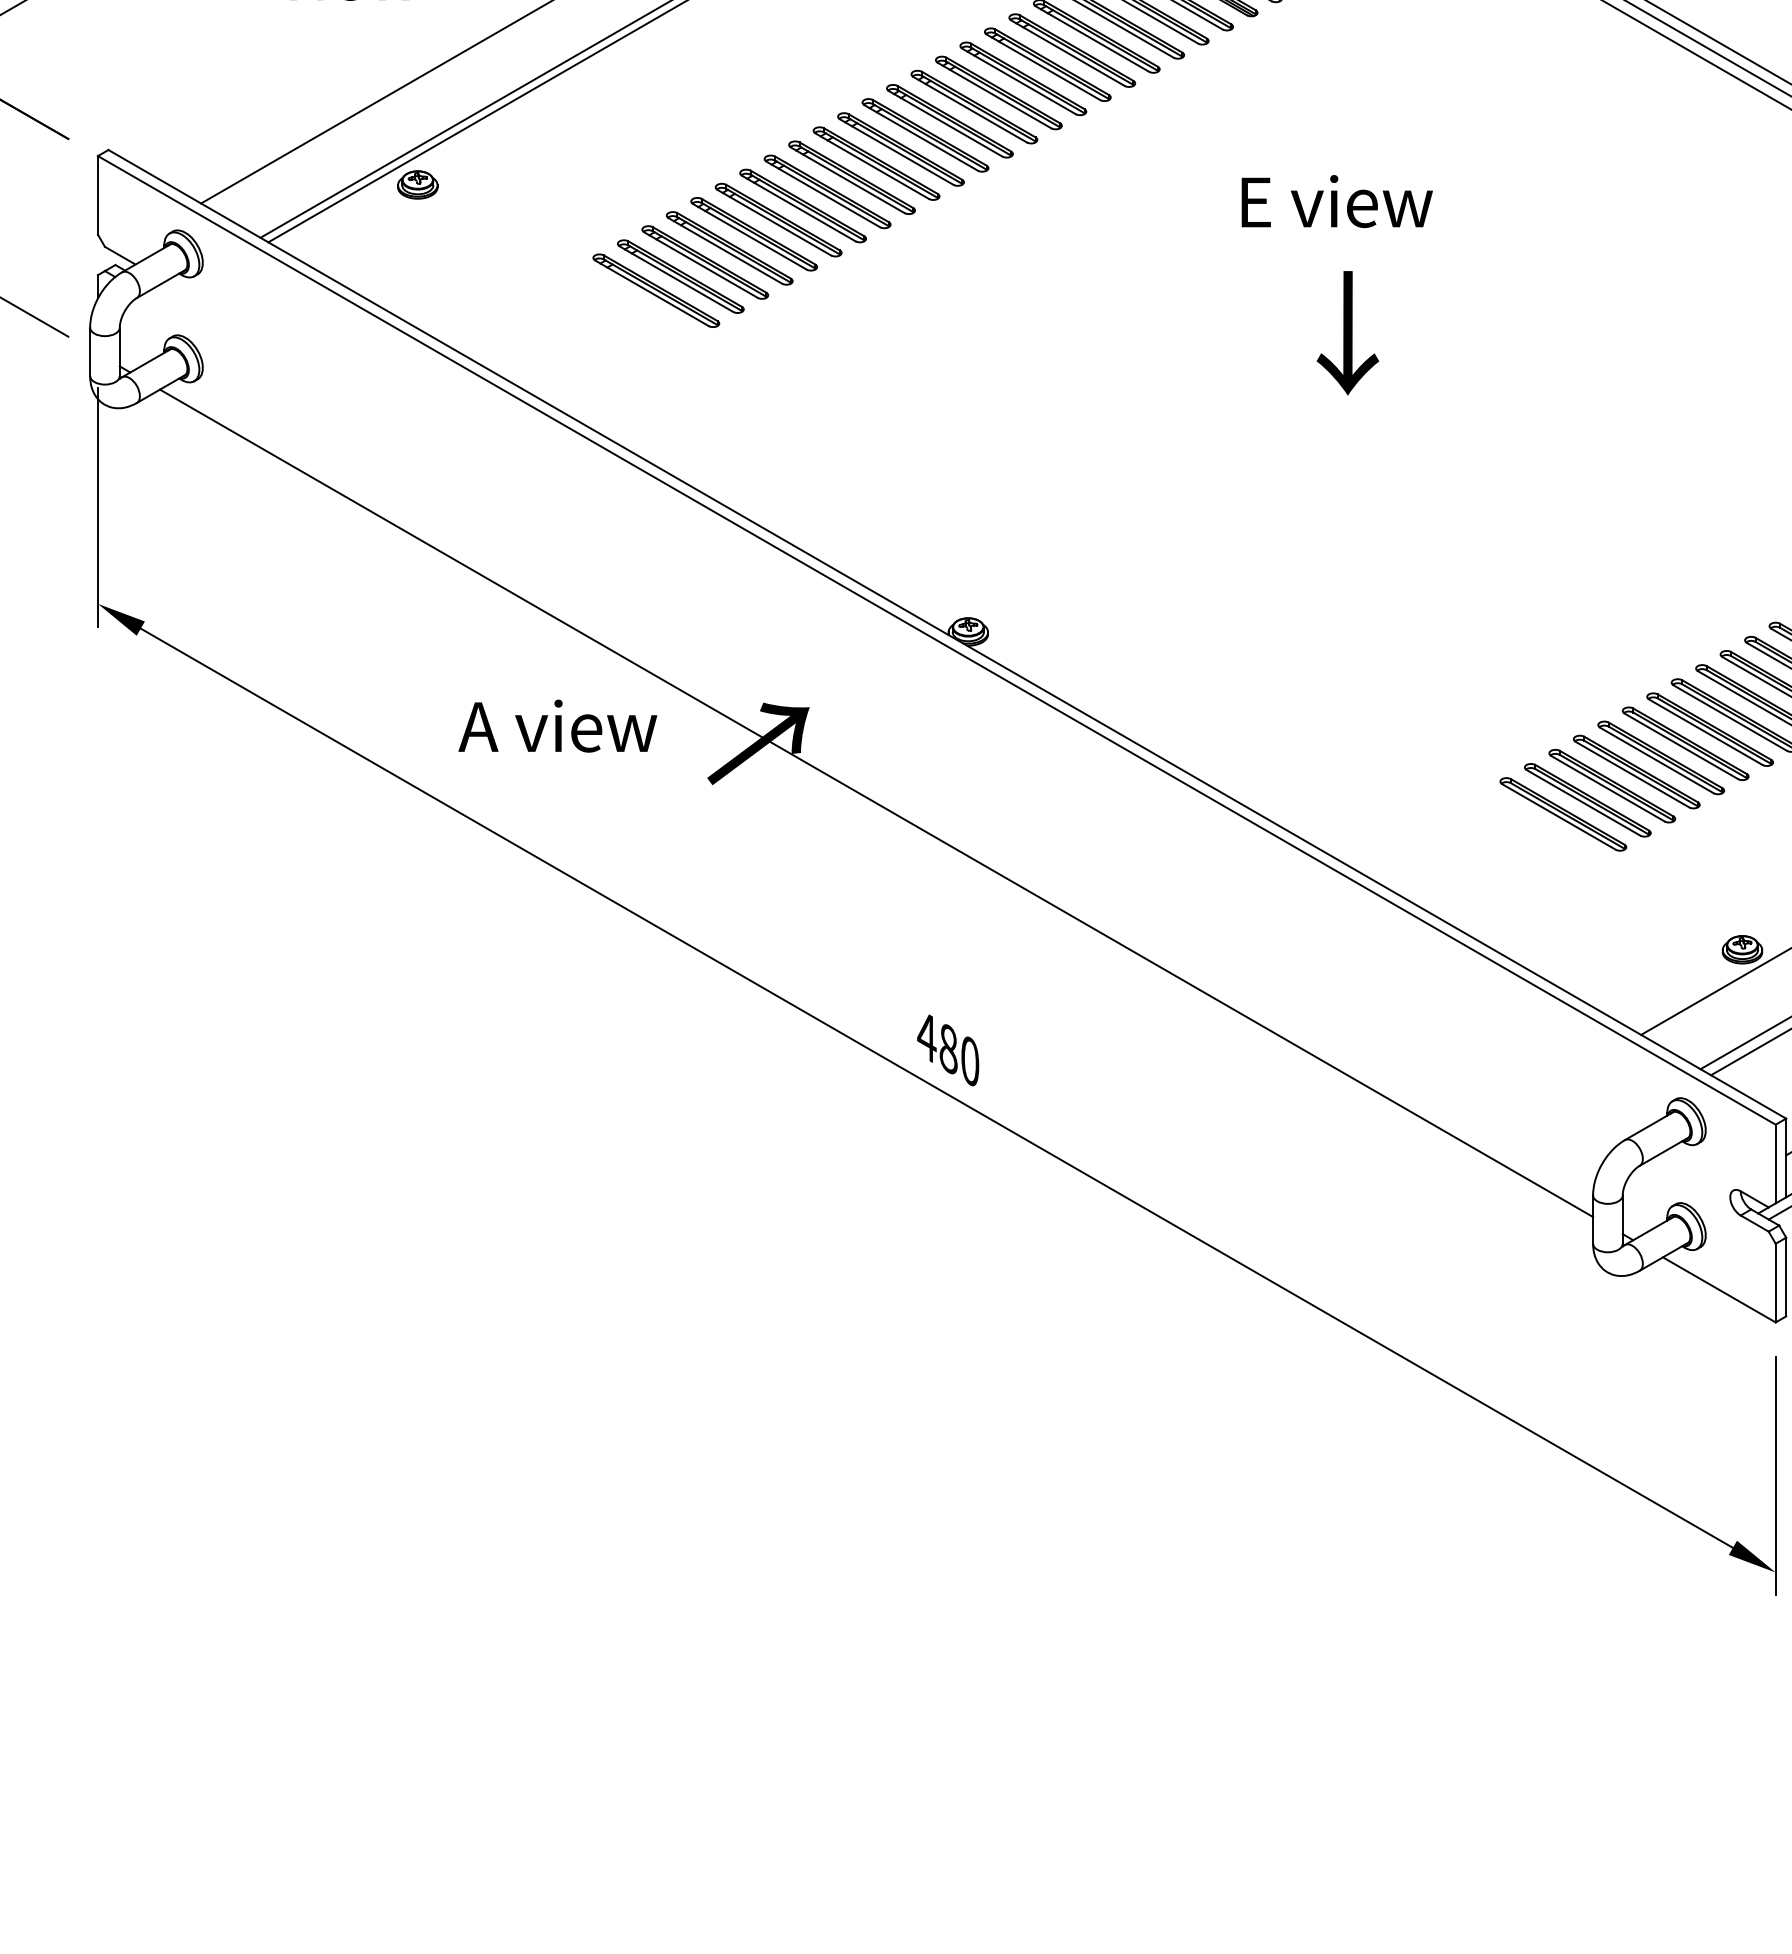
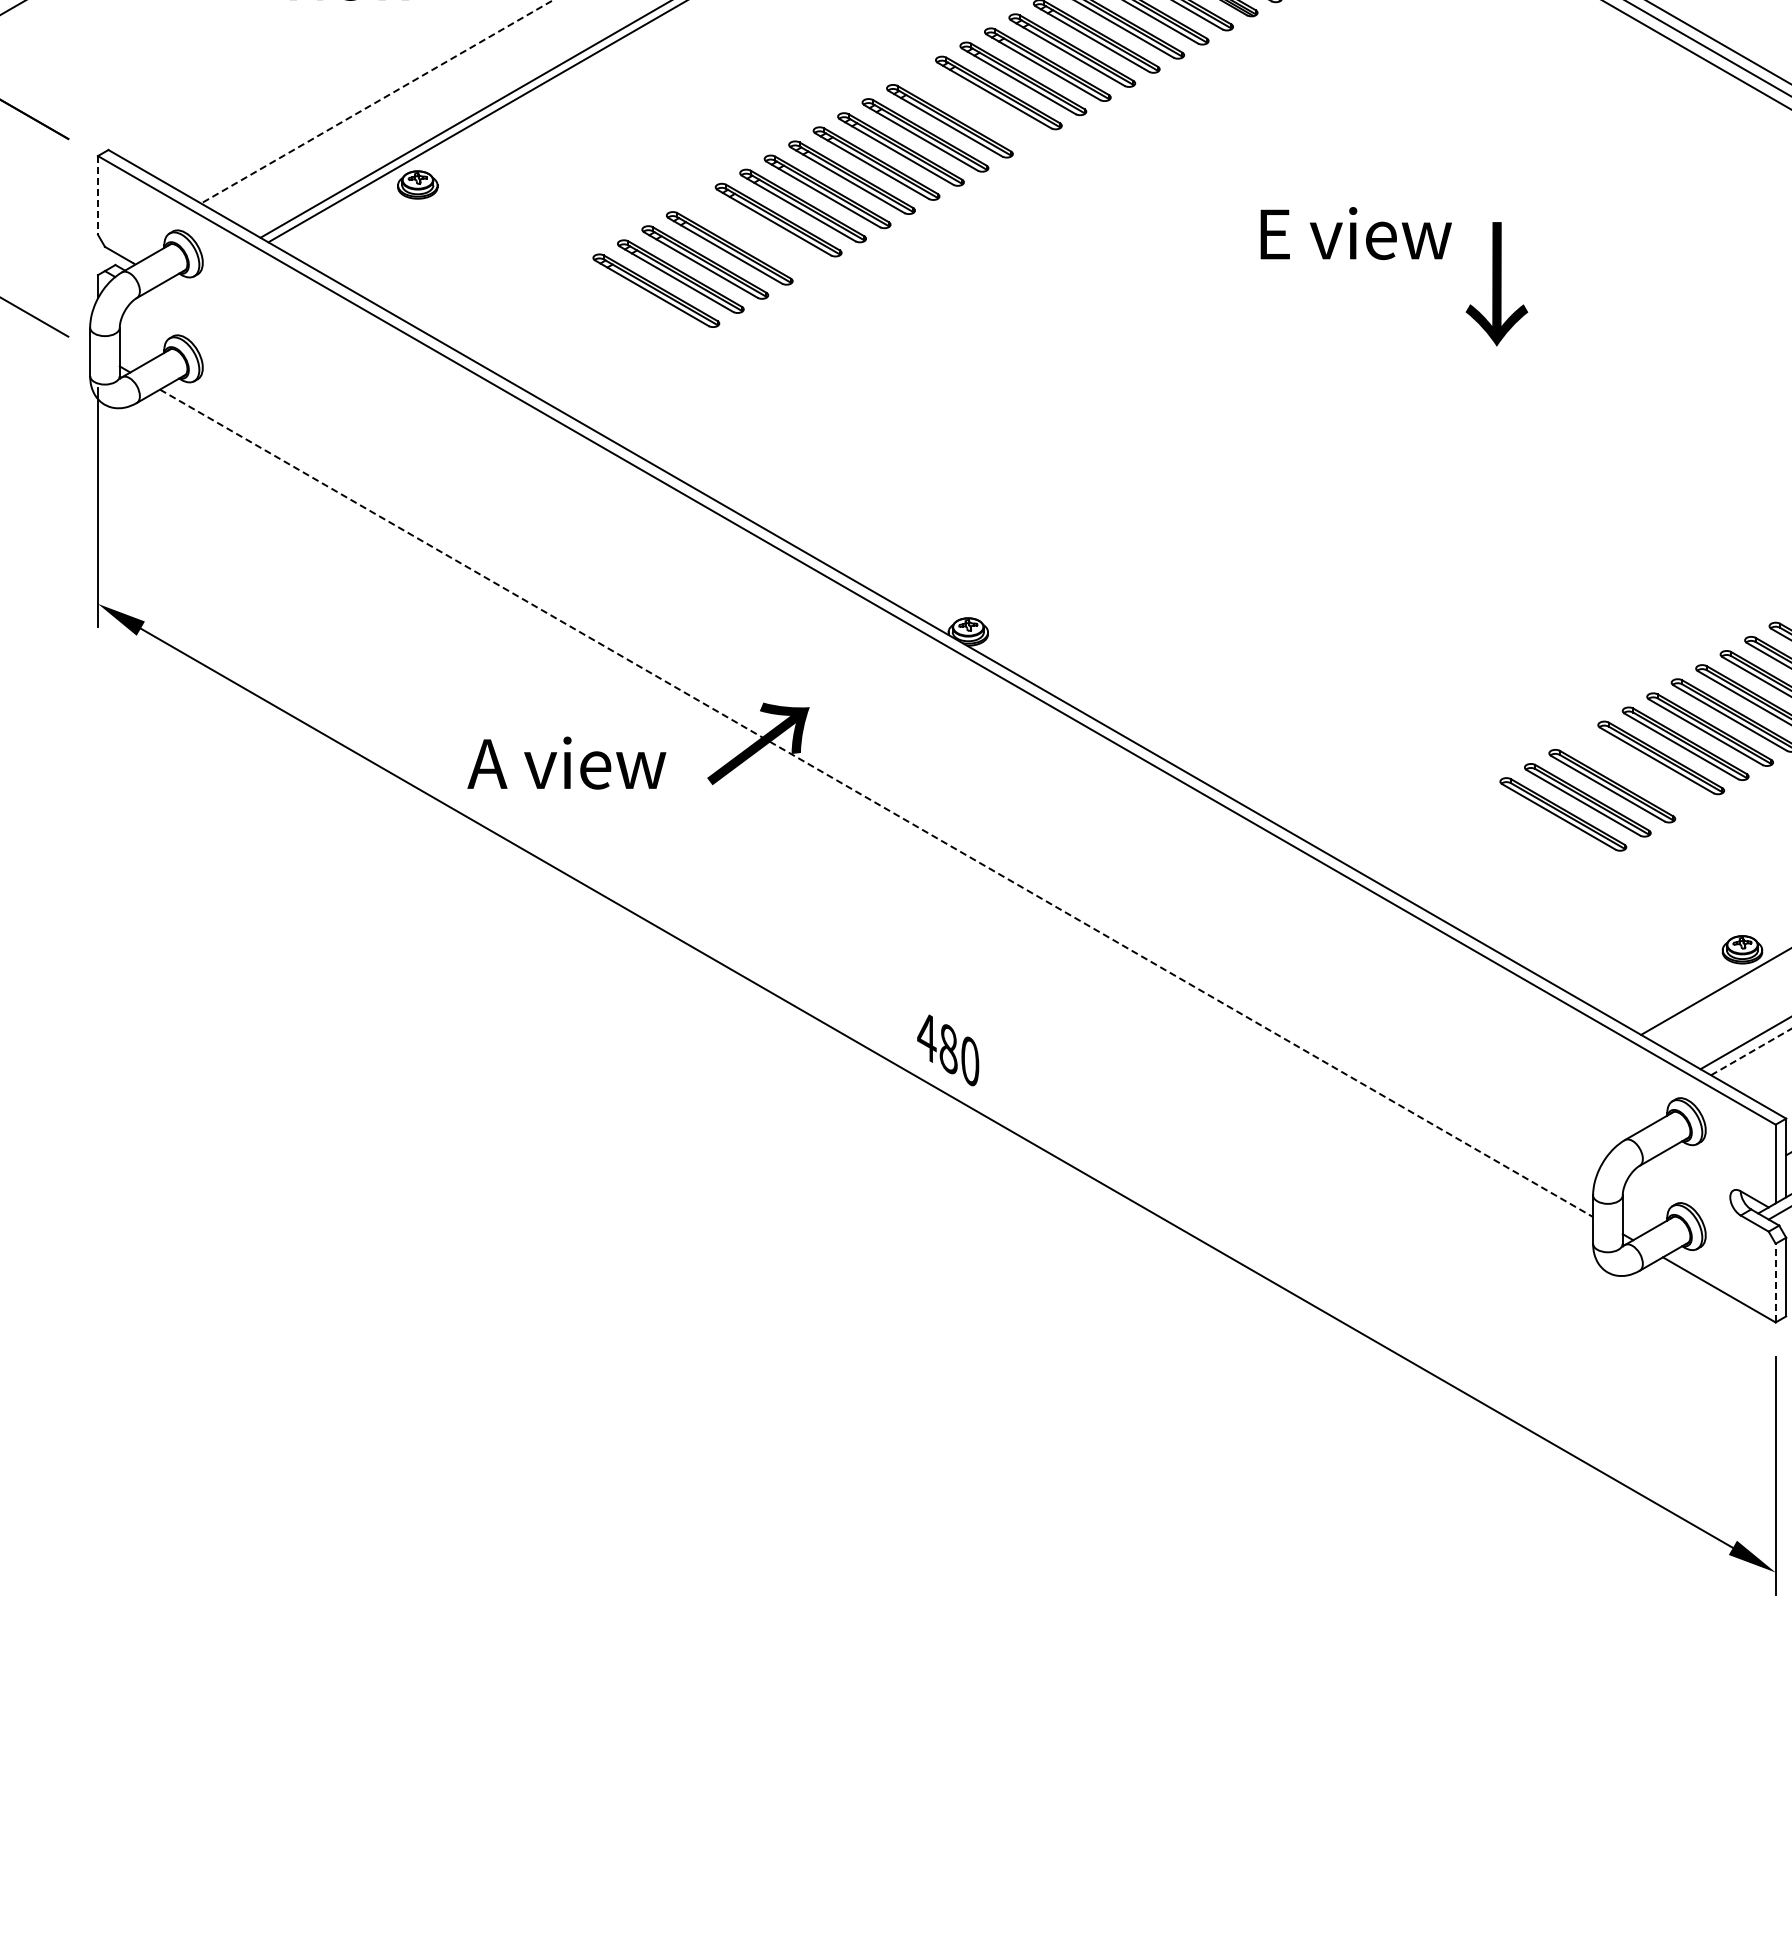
line: solid -> dashed (376, 102)
part: present -> none (974, 106)
line: solid -> dashed (97, 195)
text position: (1336, 201) -> (1355, 233) (1355, 233)
part: present -> none (753, 234)
text position: (1347, 333) -> (1496, 284) (1496, 284)
text position: (557, 725) -> (566, 762) (566, 762)
part: present -> none (1636, 771)
line: solid -> dashed (876, 803)
line: solid -> dashed (1751, 1051)
line: solid -> dashed (1775, 1282)
